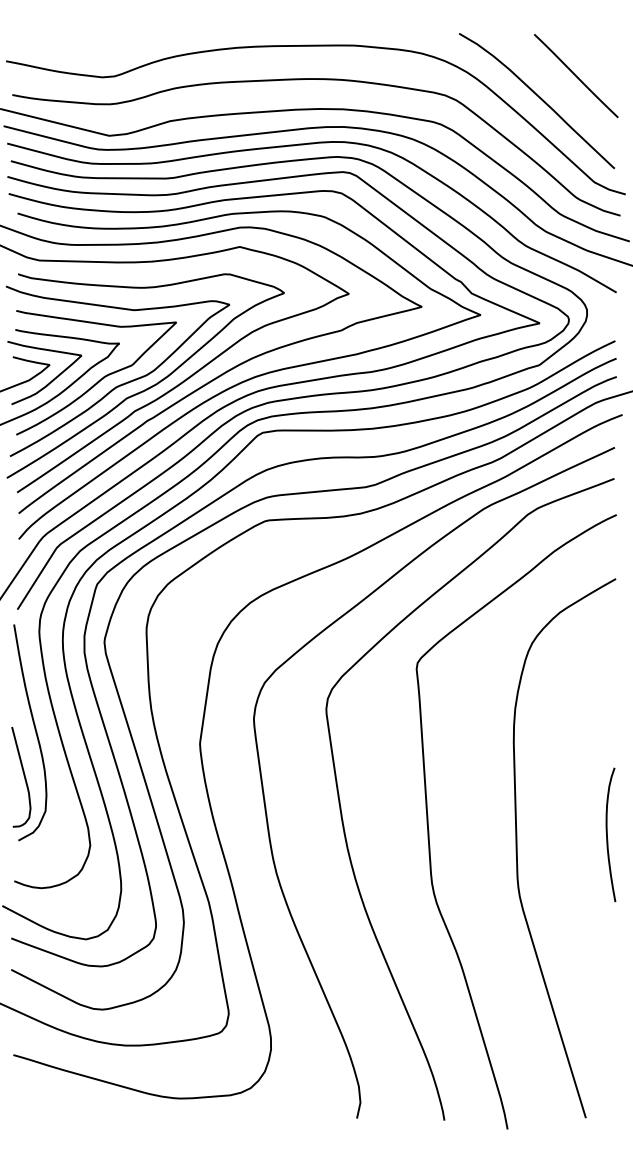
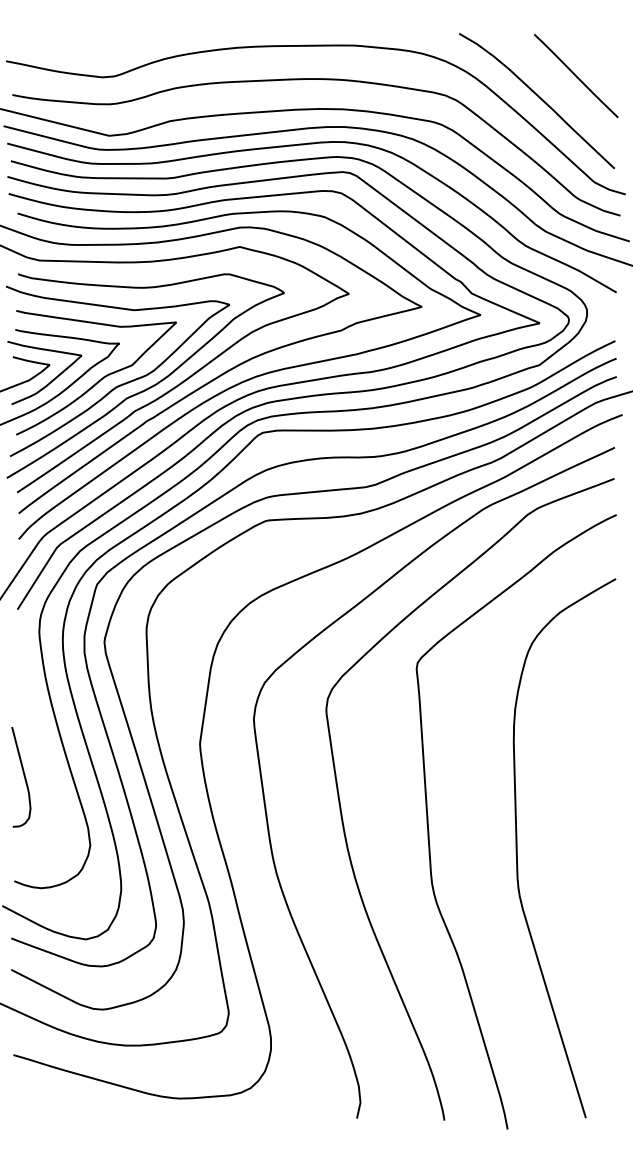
curve: present -> none (34, 729)
curve: present -> none (607, 834)
